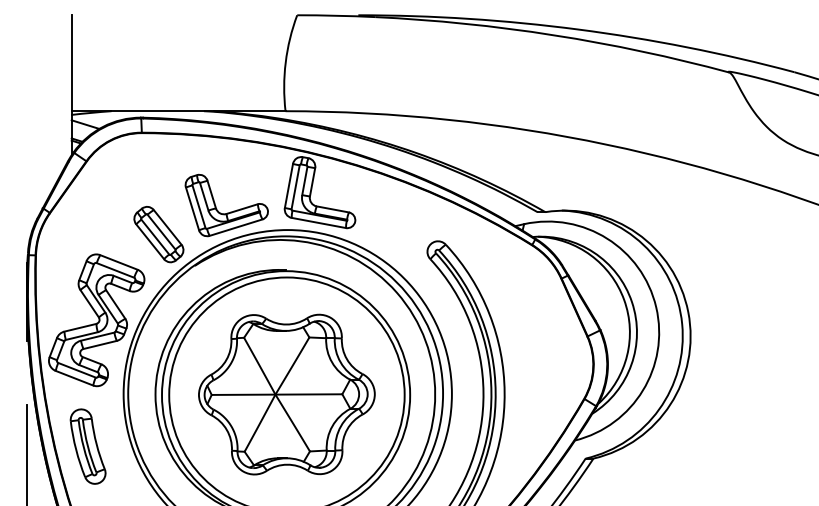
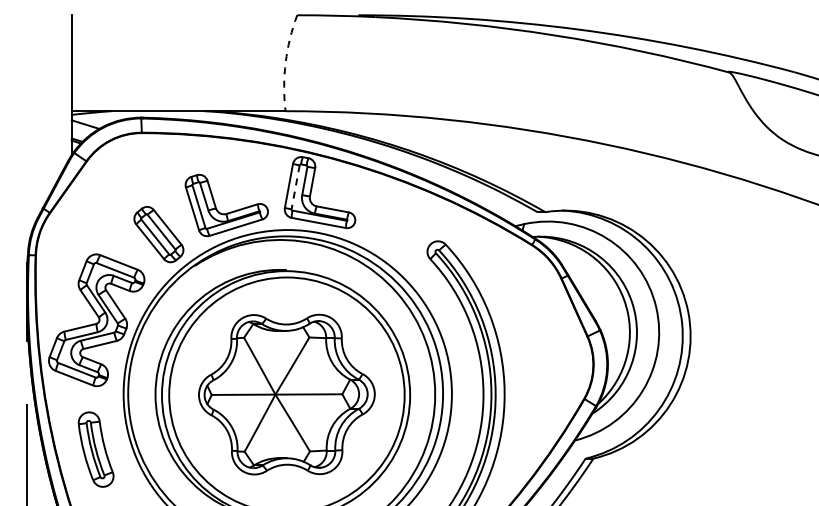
arc: solid -> dashed (285, 62)
line: solid -> dashed (295, 187)
part position: (87, 446) -> (95, 449) (95, 449)
